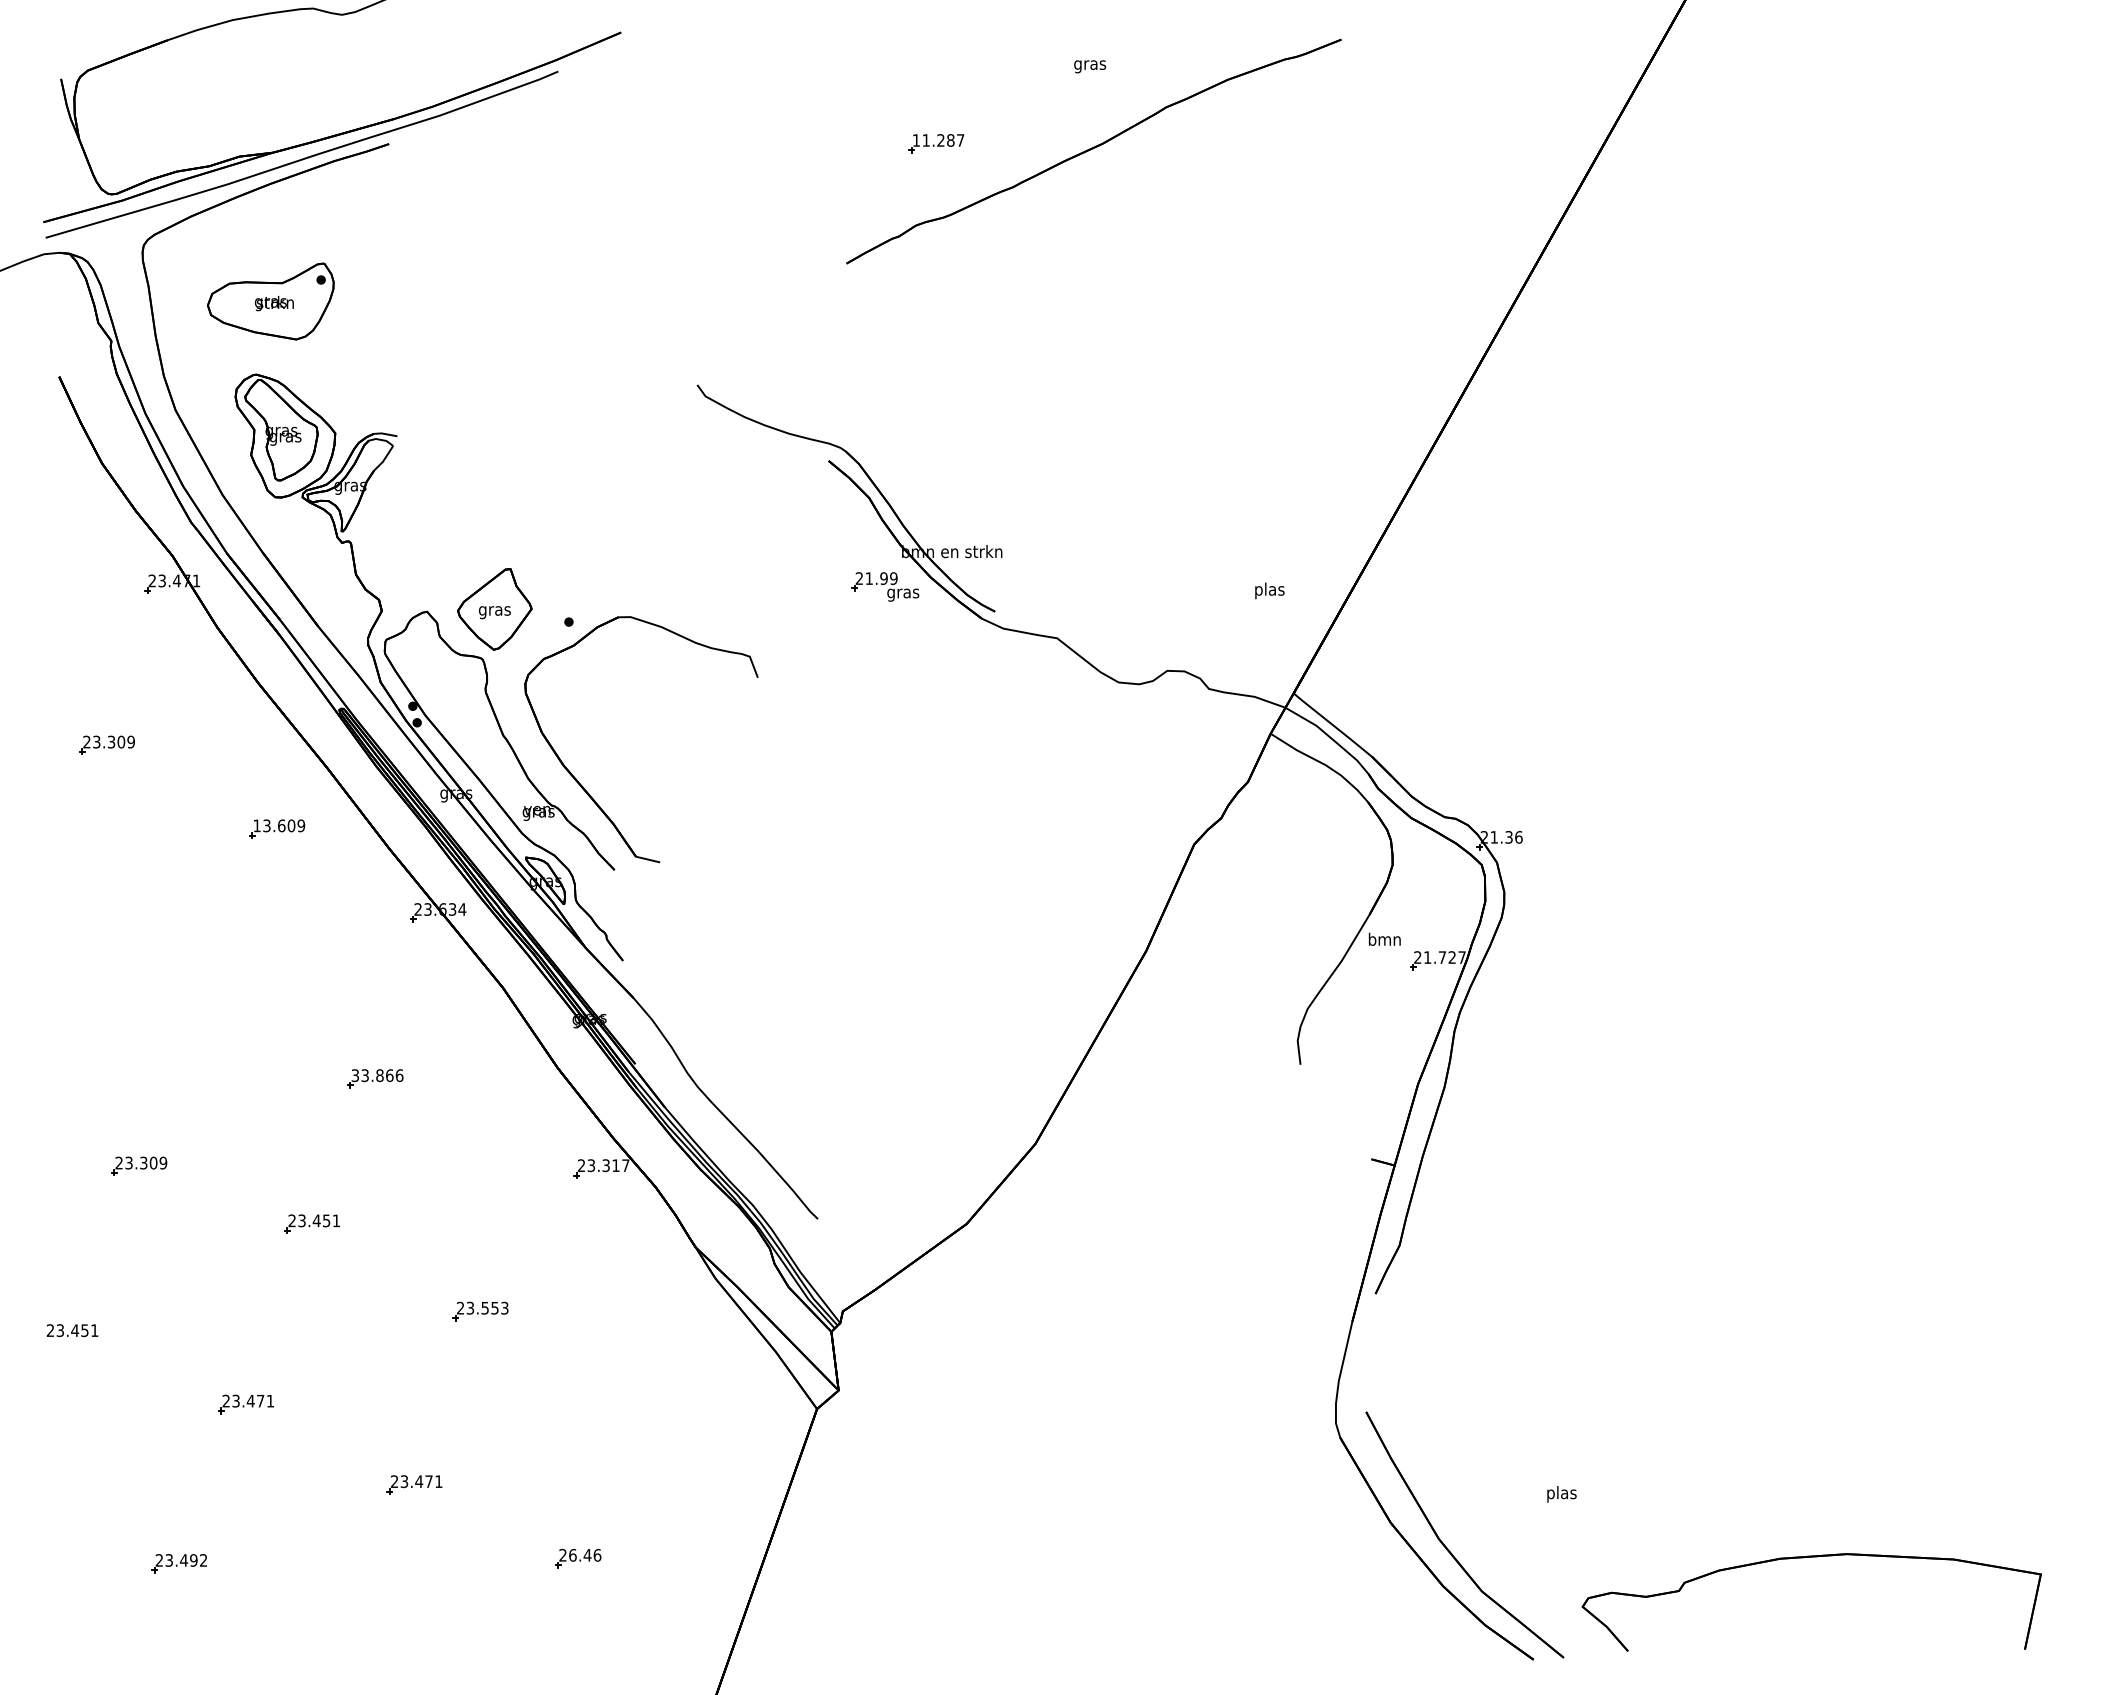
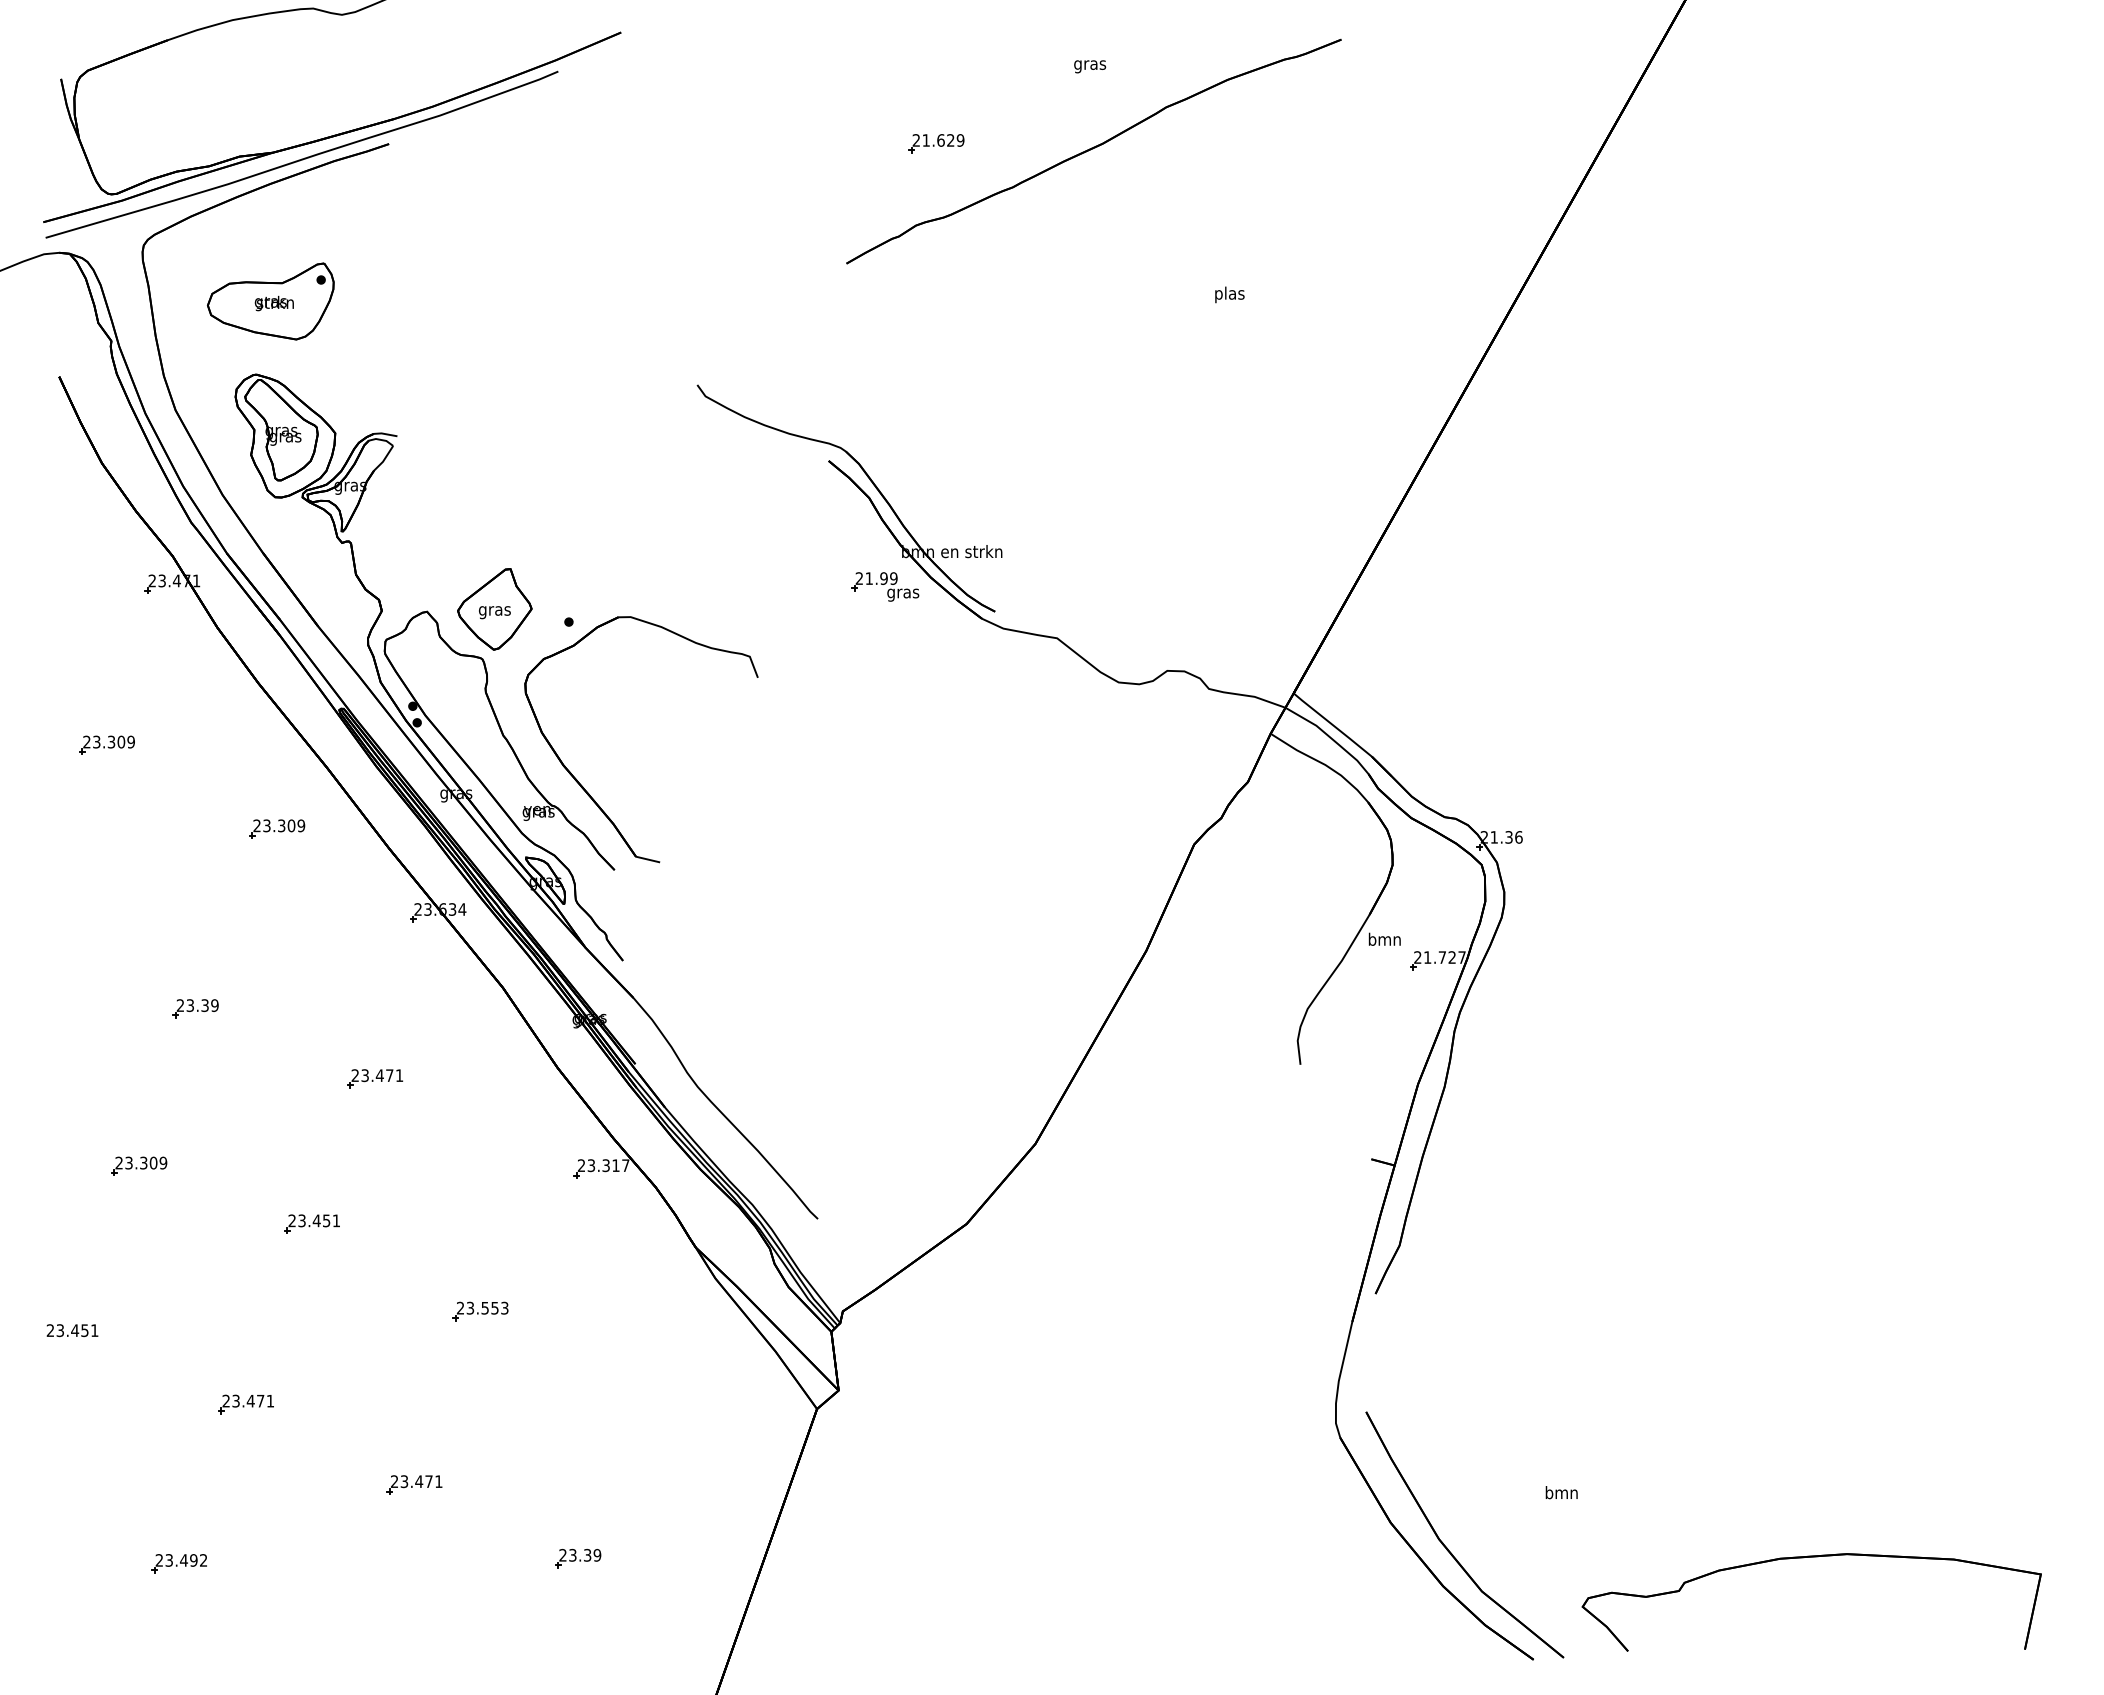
text: 11.287 -> 21.629 (938, 140)
text position: (1269, 590) -> (1229, 294) (1229, 294)
text: 13.609 -> 23.309 (269, 825)
part: none -> present (195, 1008)
text: 33.866 -> 23.471 (377, 1075)
text: plas -> bmn (1561, 1494)
text: 26.46 -> 23.39 (585, 1554)
